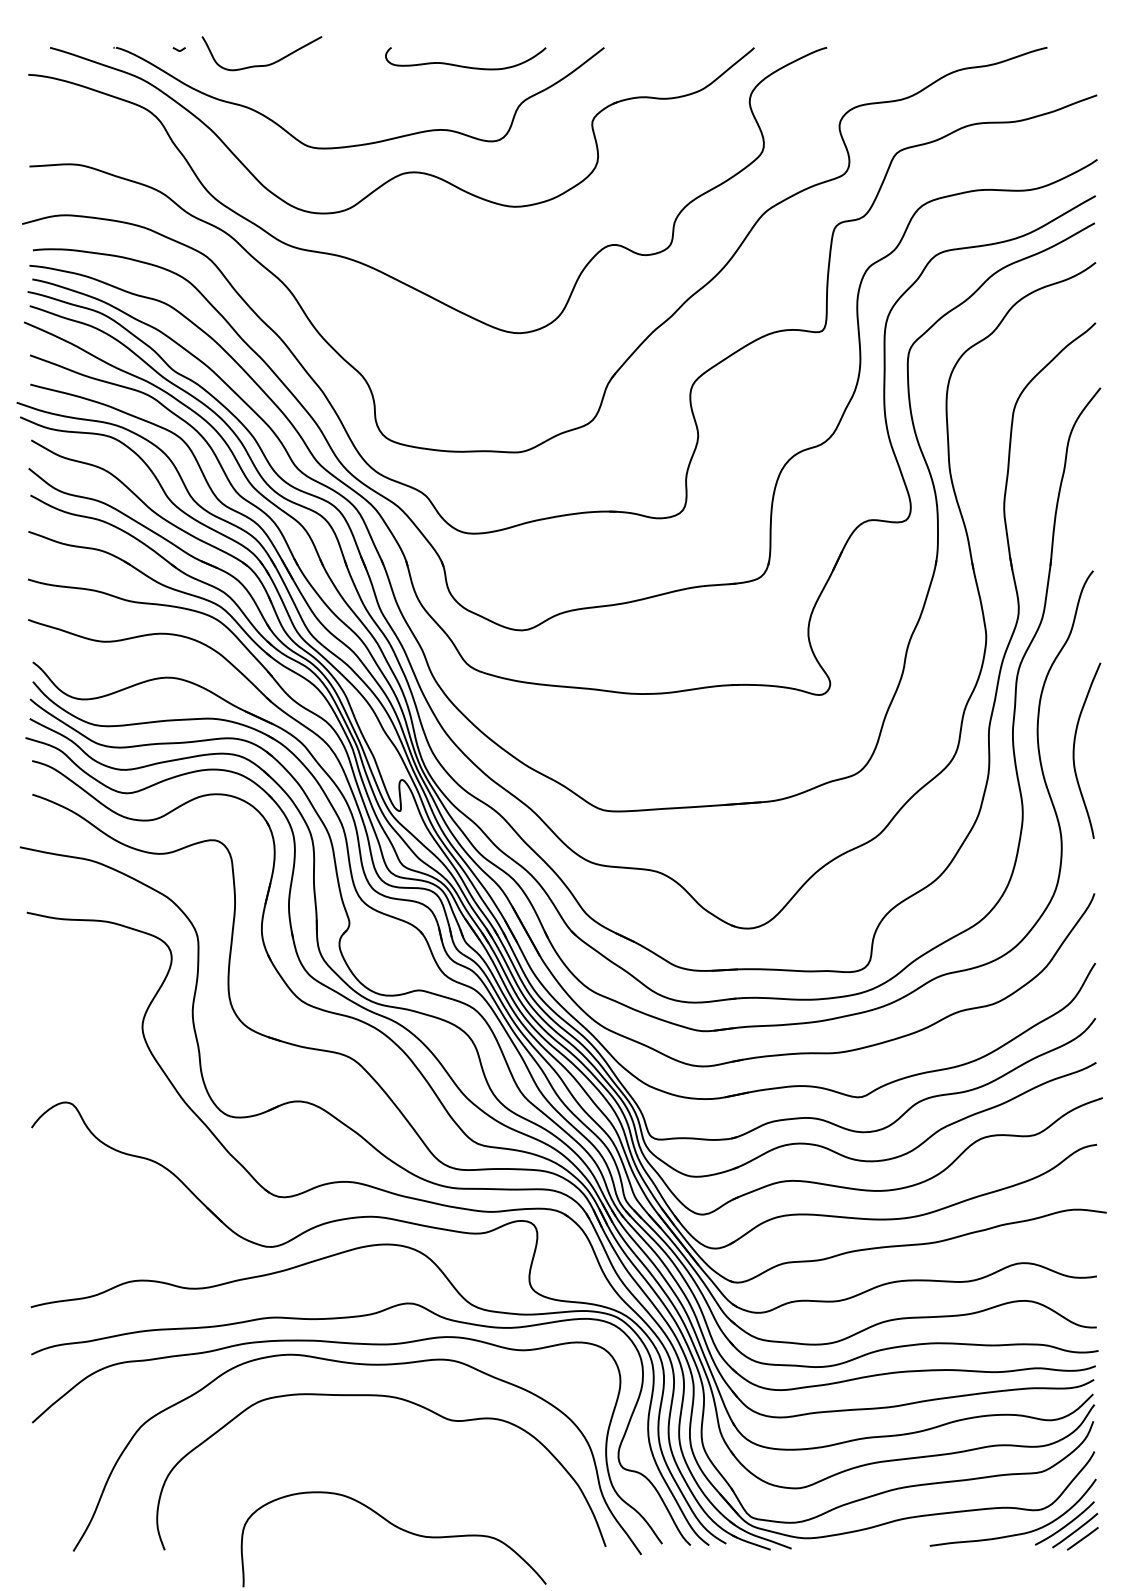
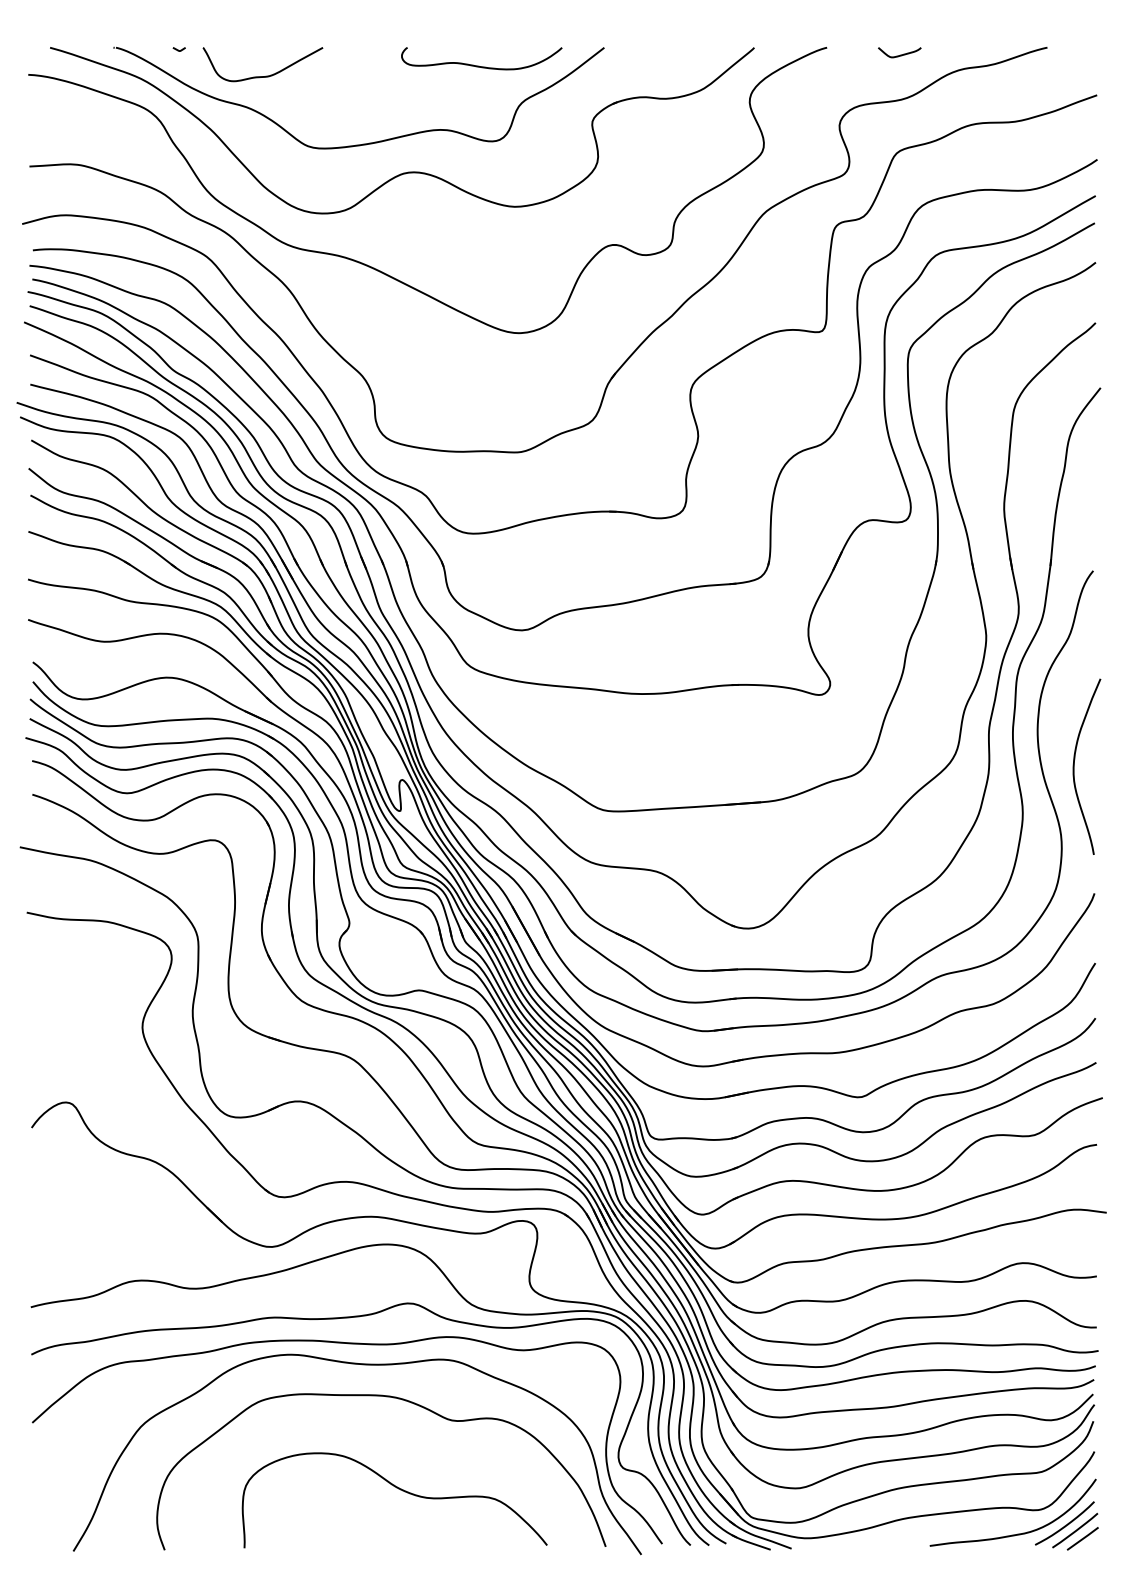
curve: none -> present (900, 54)
curve position: (265, 64) -> (266, 75) (266, 75)
curve position: (463, 65) -> (479, 65) (479, 65)
curve position: (1074, 750) -> (1074, 766) (1074, 766)
curve position: (399, 1529) -> (400, 1490) (400, 1490)
